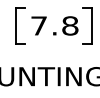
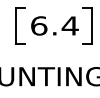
text: 7.8 -> 6.4 (54, 25)
